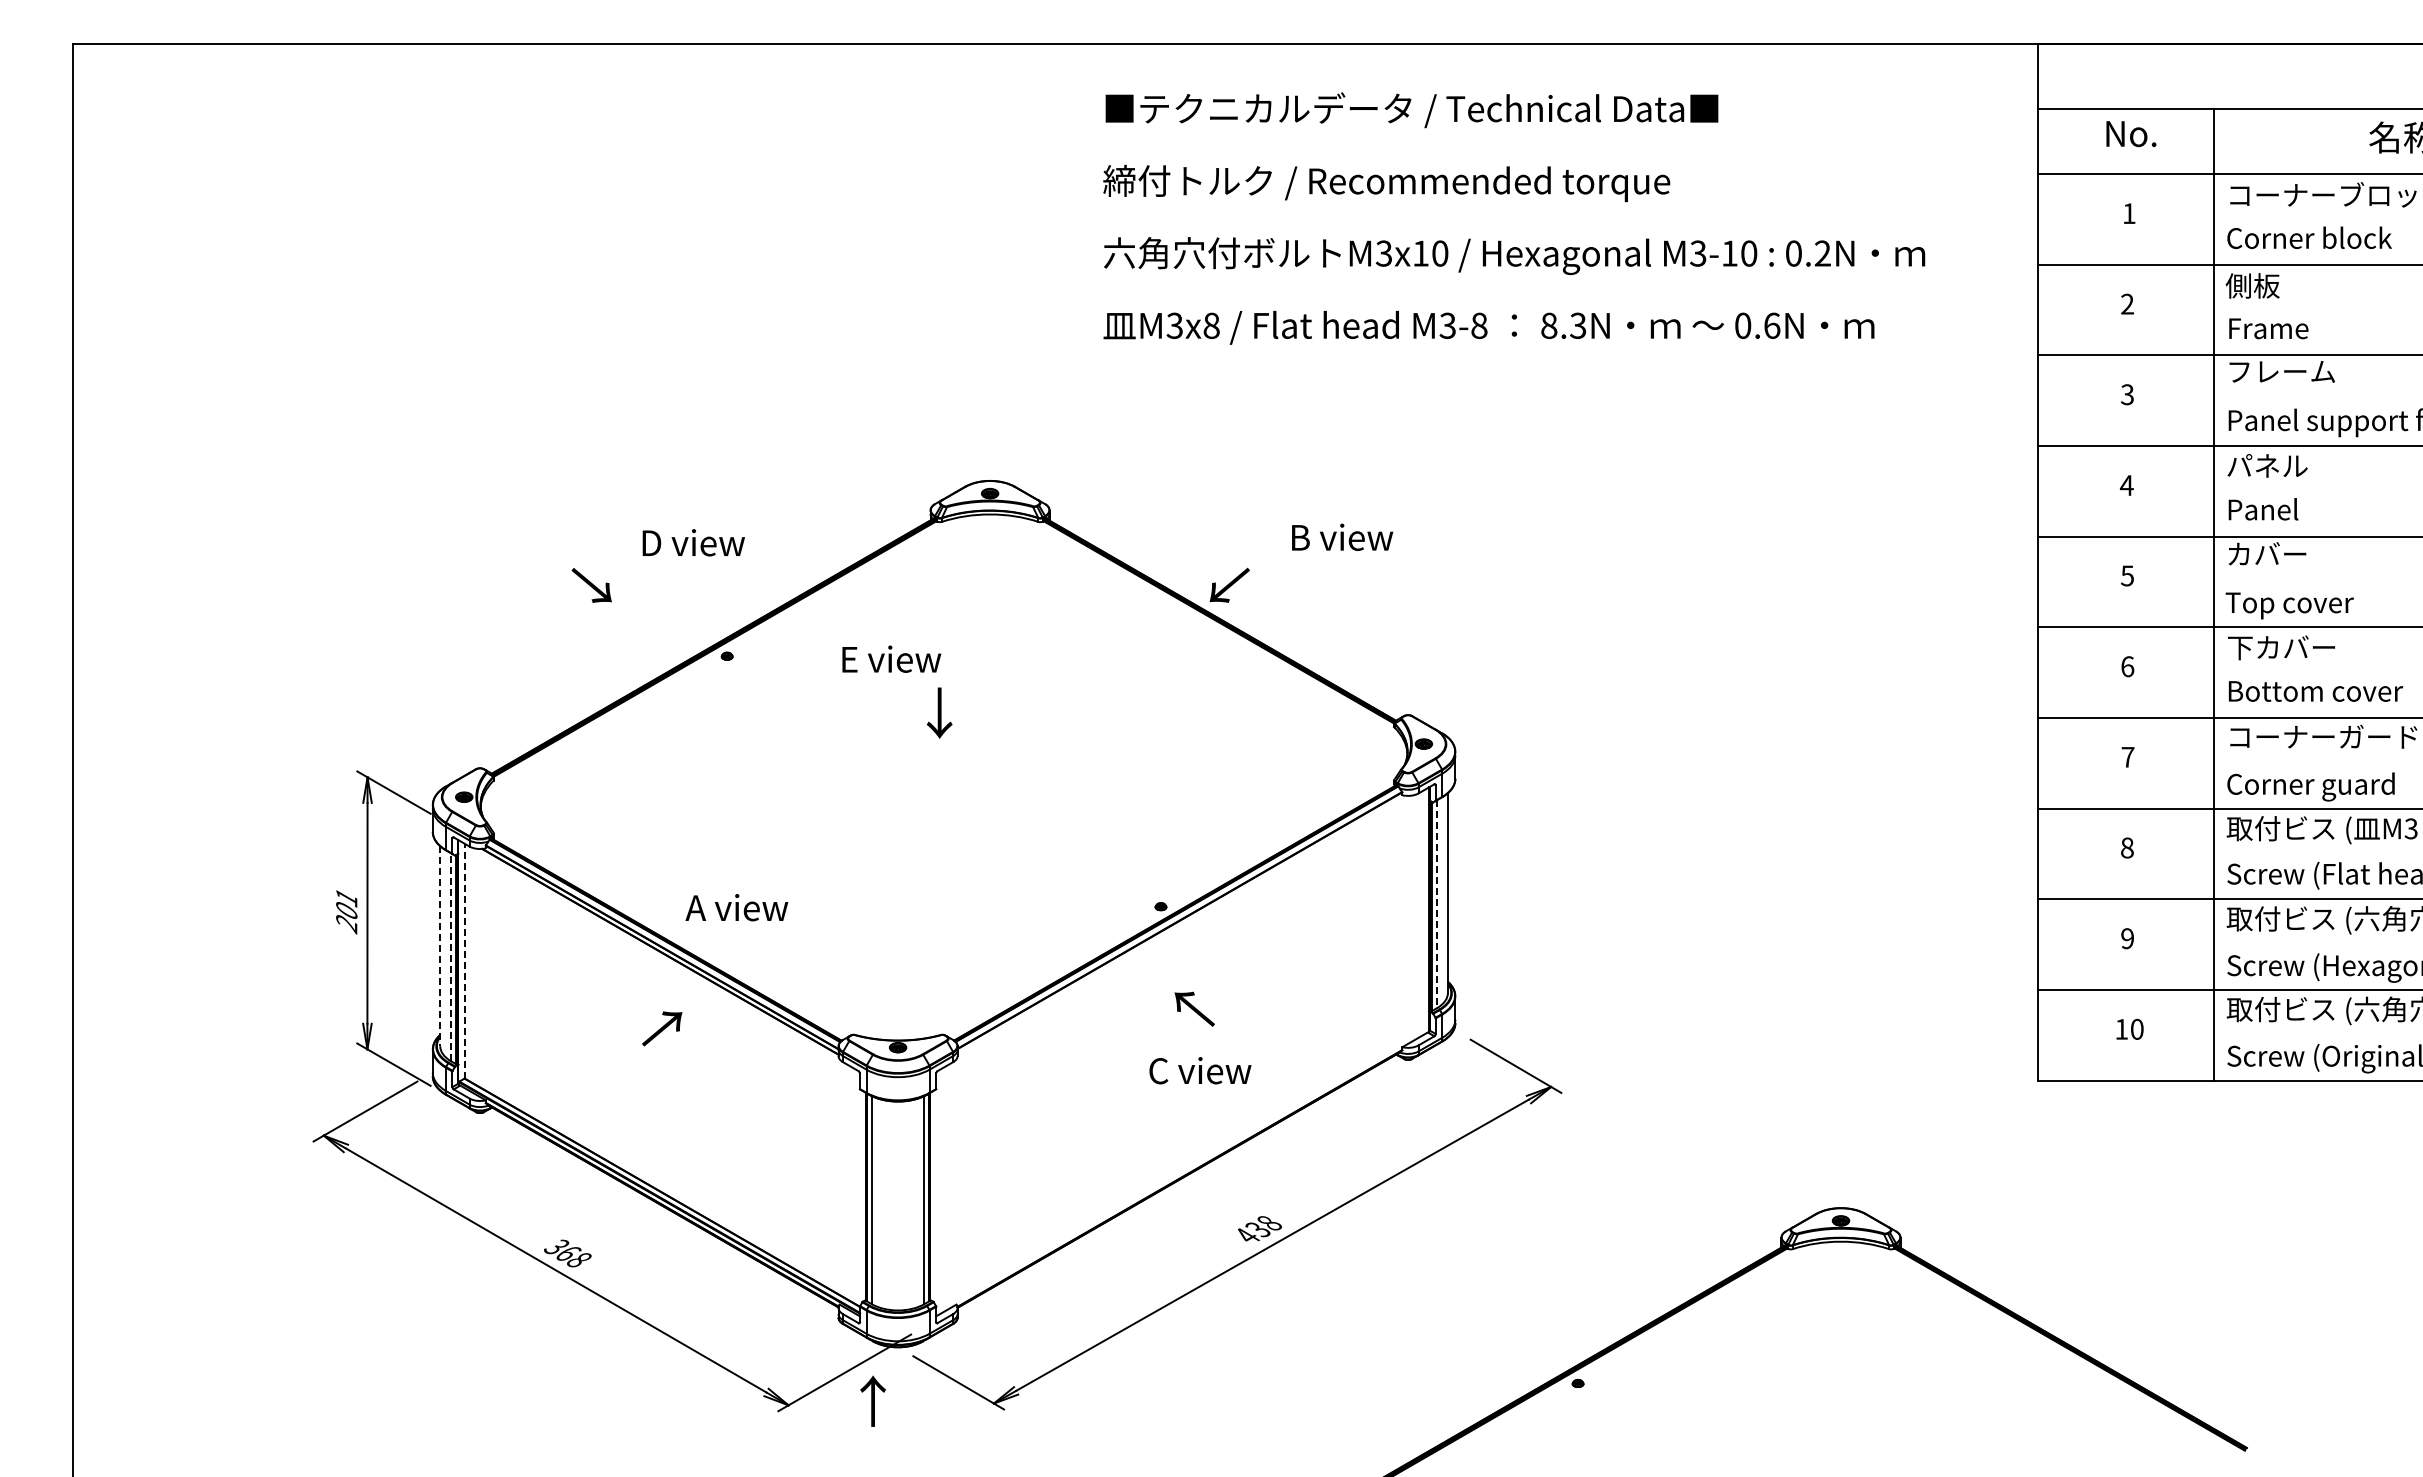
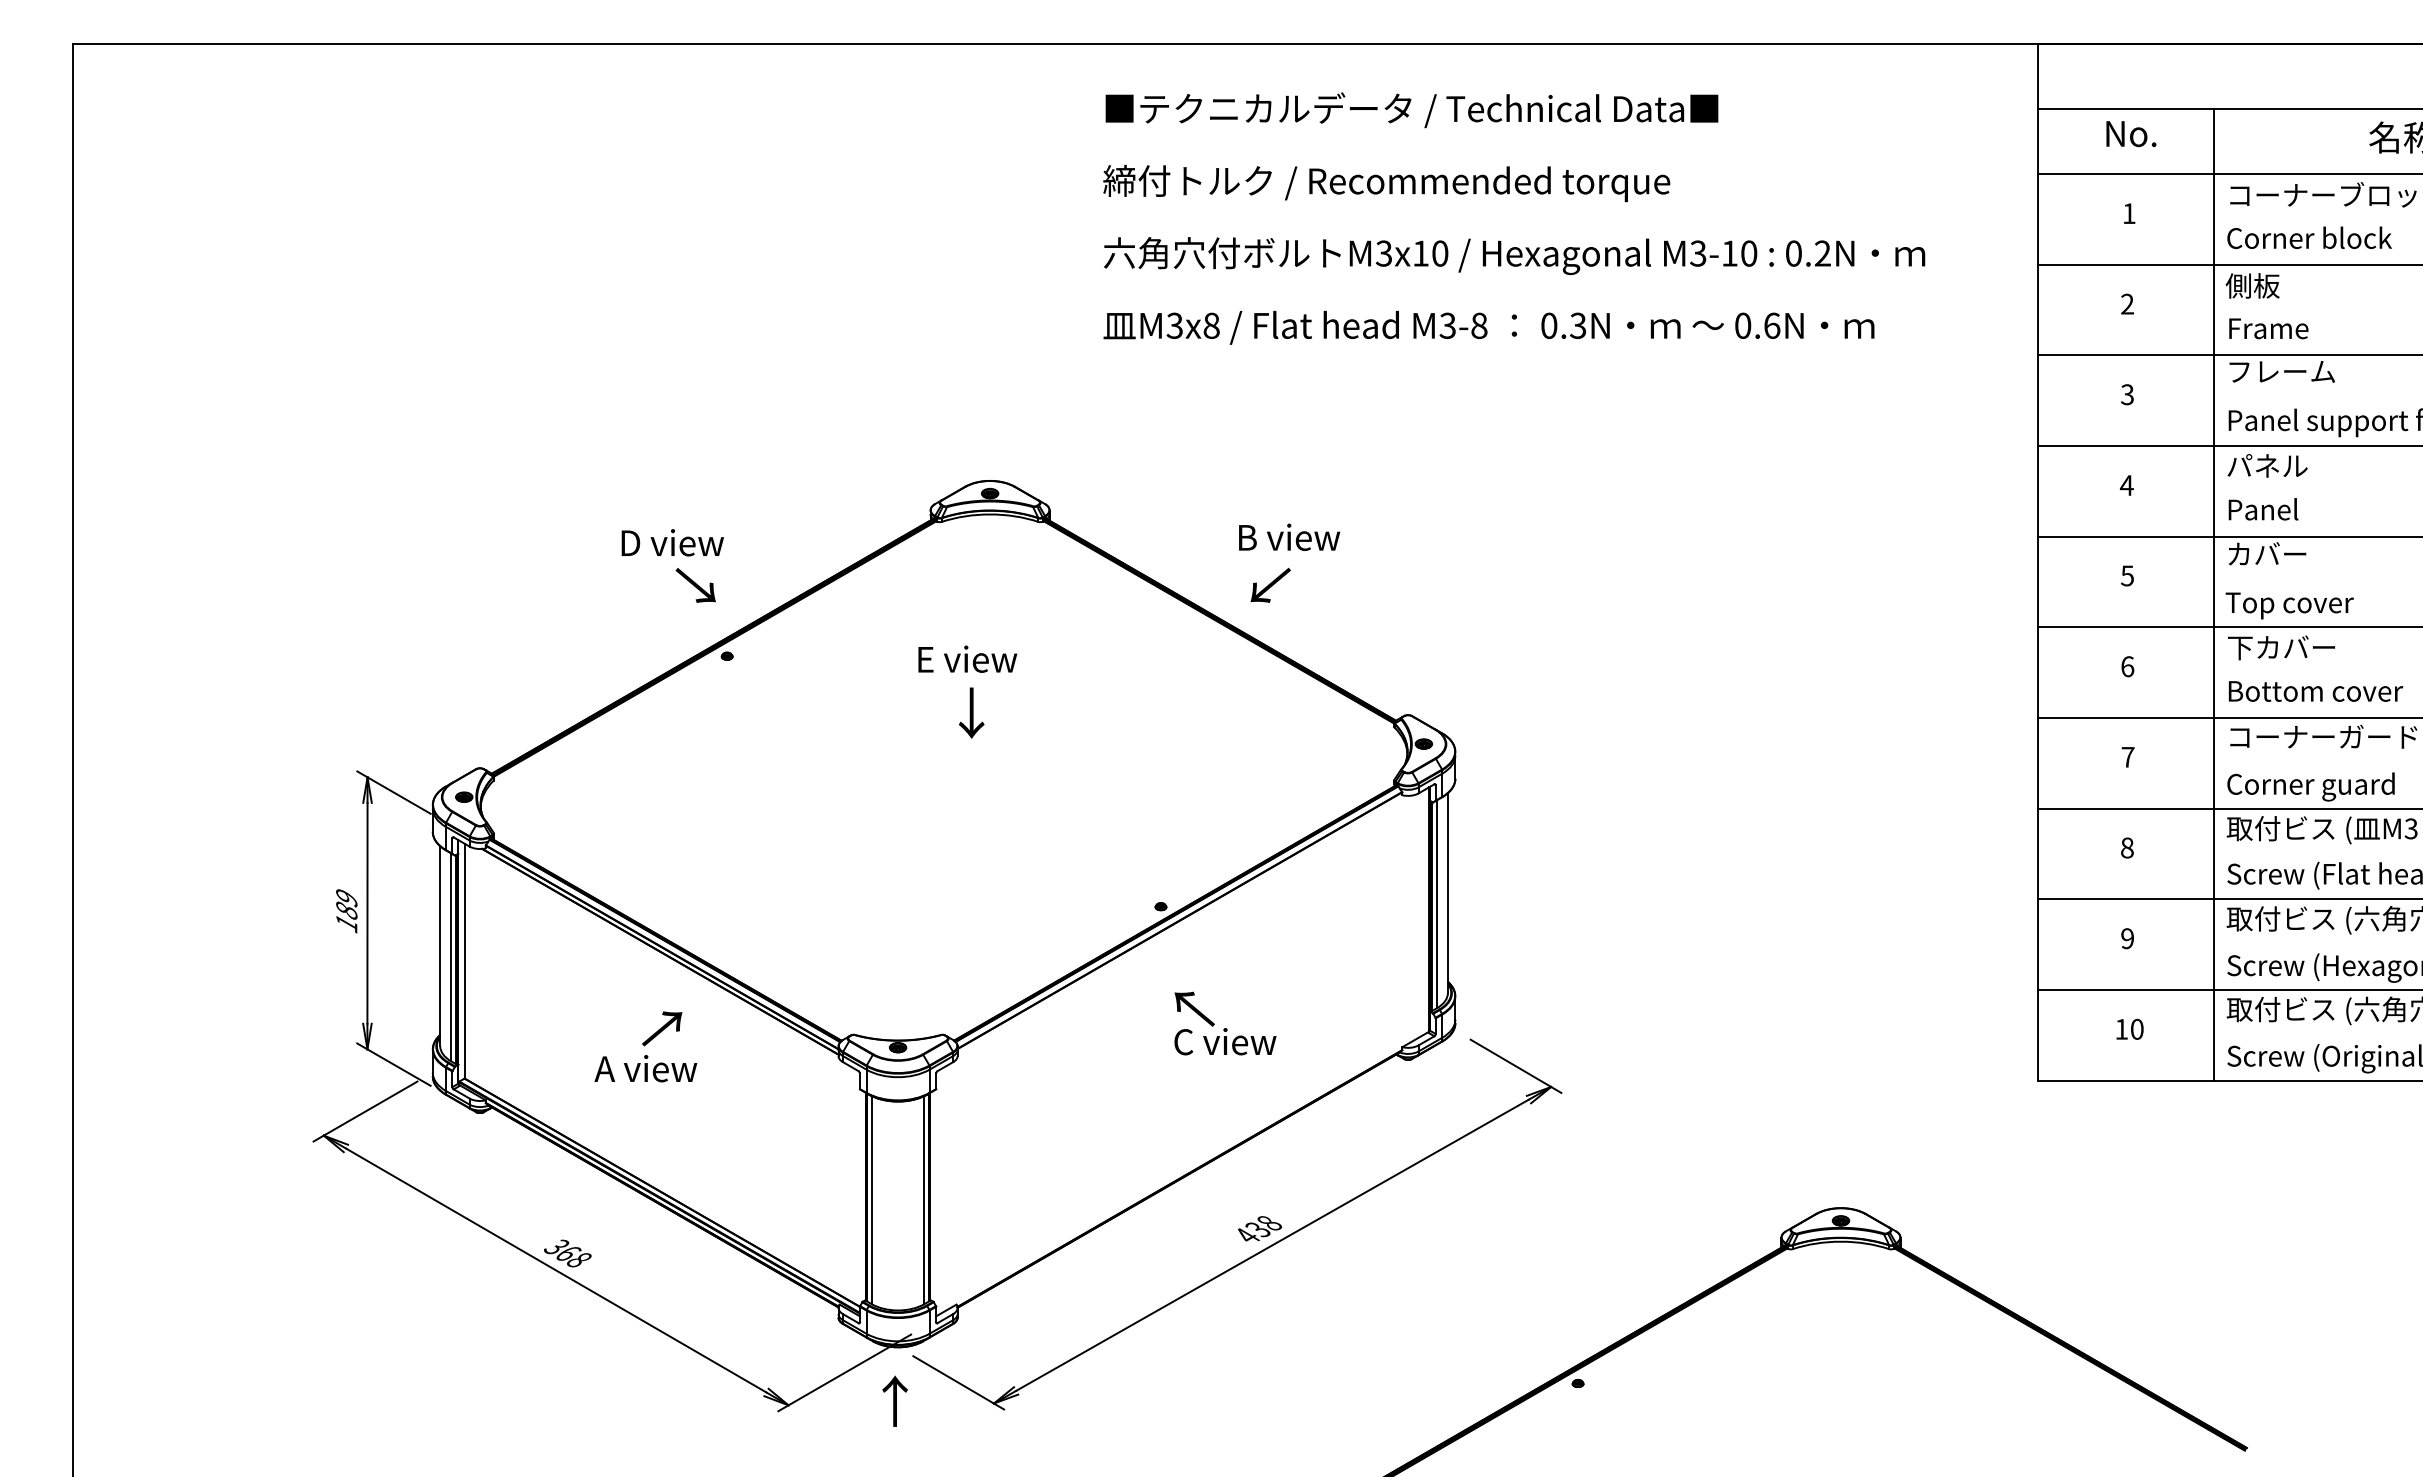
text: 8.3N -> 0.3N (1549, 325)
text position: (1342, 536) -> (1289, 536) (1289, 536)
text position: (693, 542) -> (672, 542) (672, 542)
text position: (1229, 584) -> (1270, 584) (1270, 584)
text position: (591, 585) -> (695, 585) (695, 585)
text position: (891, 658) -> (967, 658) (967, 658)
text position: (939, 712) -> (971, 712) (971, 712)
line: dashed -> solid (1437, 904)
text position: (736, 907) -> (645, 1068) (645, 1068)
text: 201 -> 189 (346, 911)
line: dashed -> solid (440, 946)
line: dashed -> solid (451, 957)
line: dashed -> solid (464, 960)
text position: (1200, 1070) -> (1225, 1041) (1225, 1041)
text position: (872, 1400) -> (894, 1400) (894, 1400)
